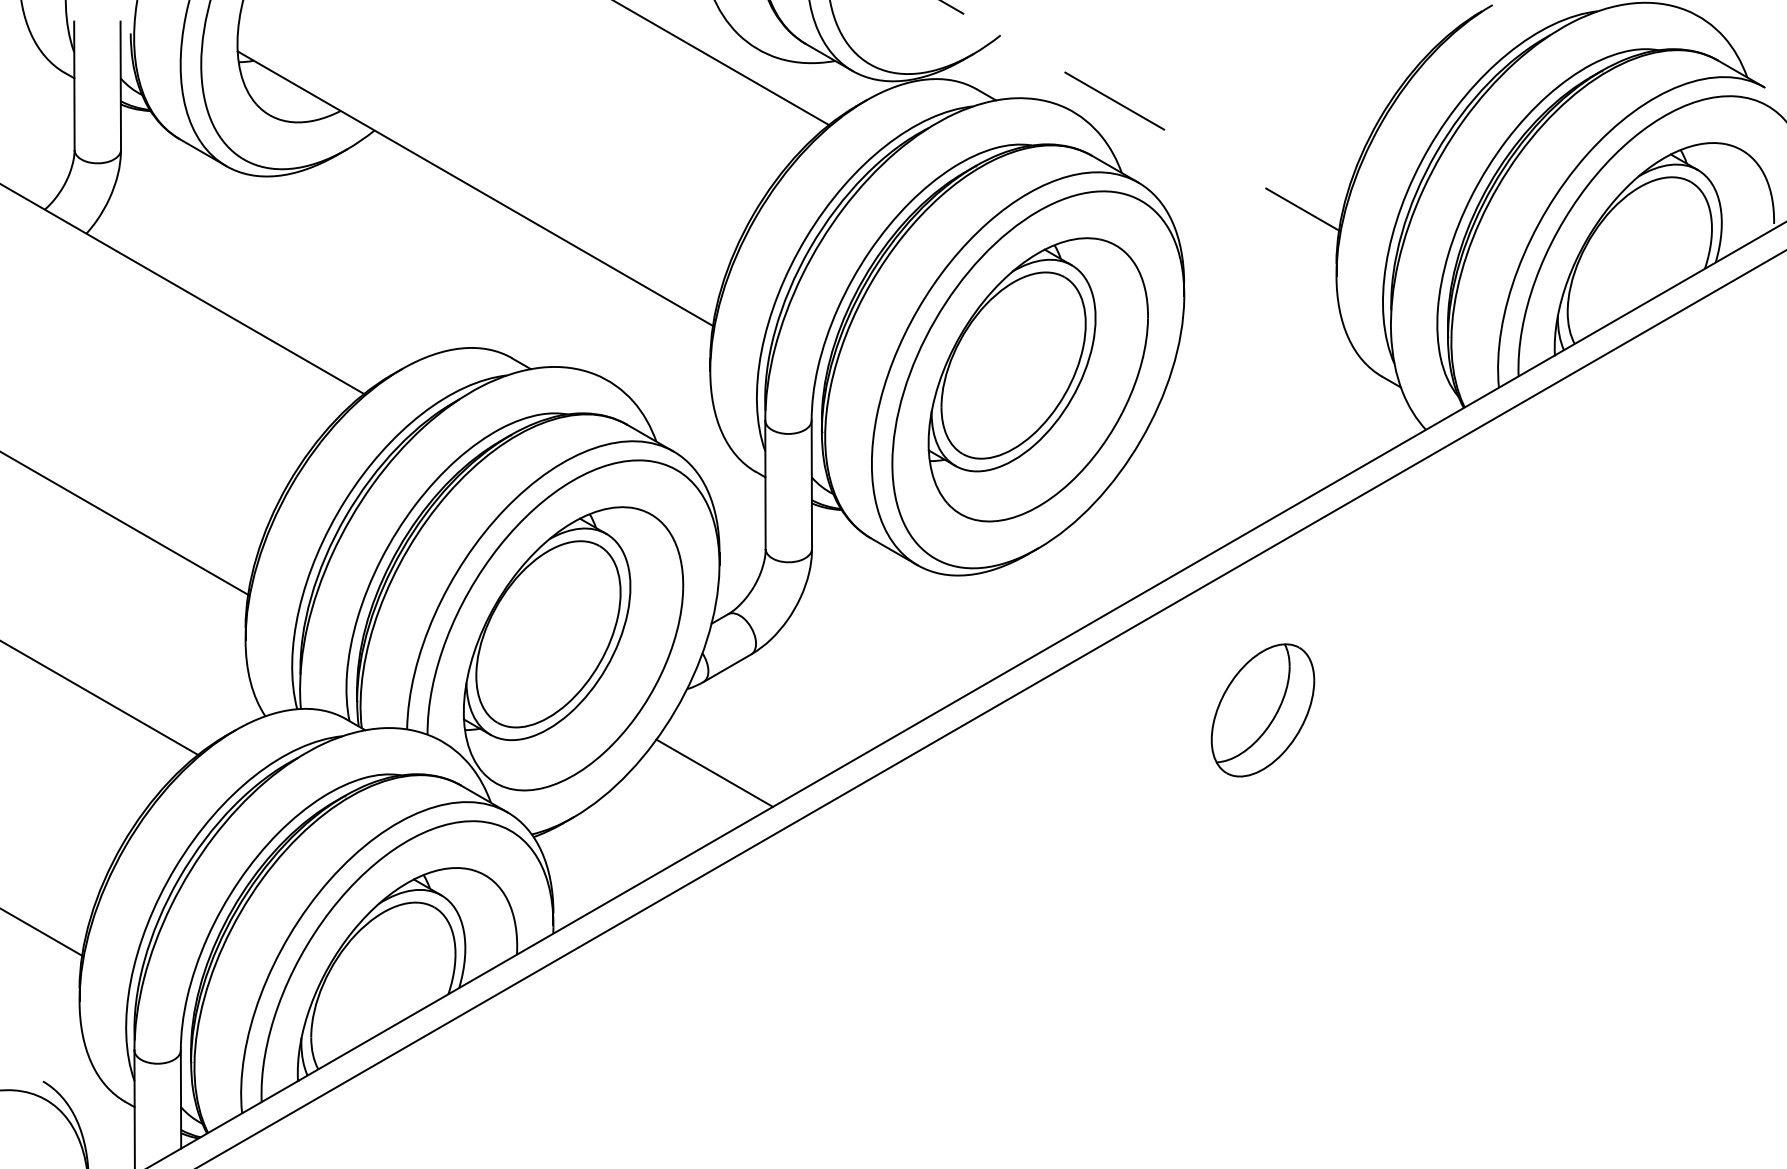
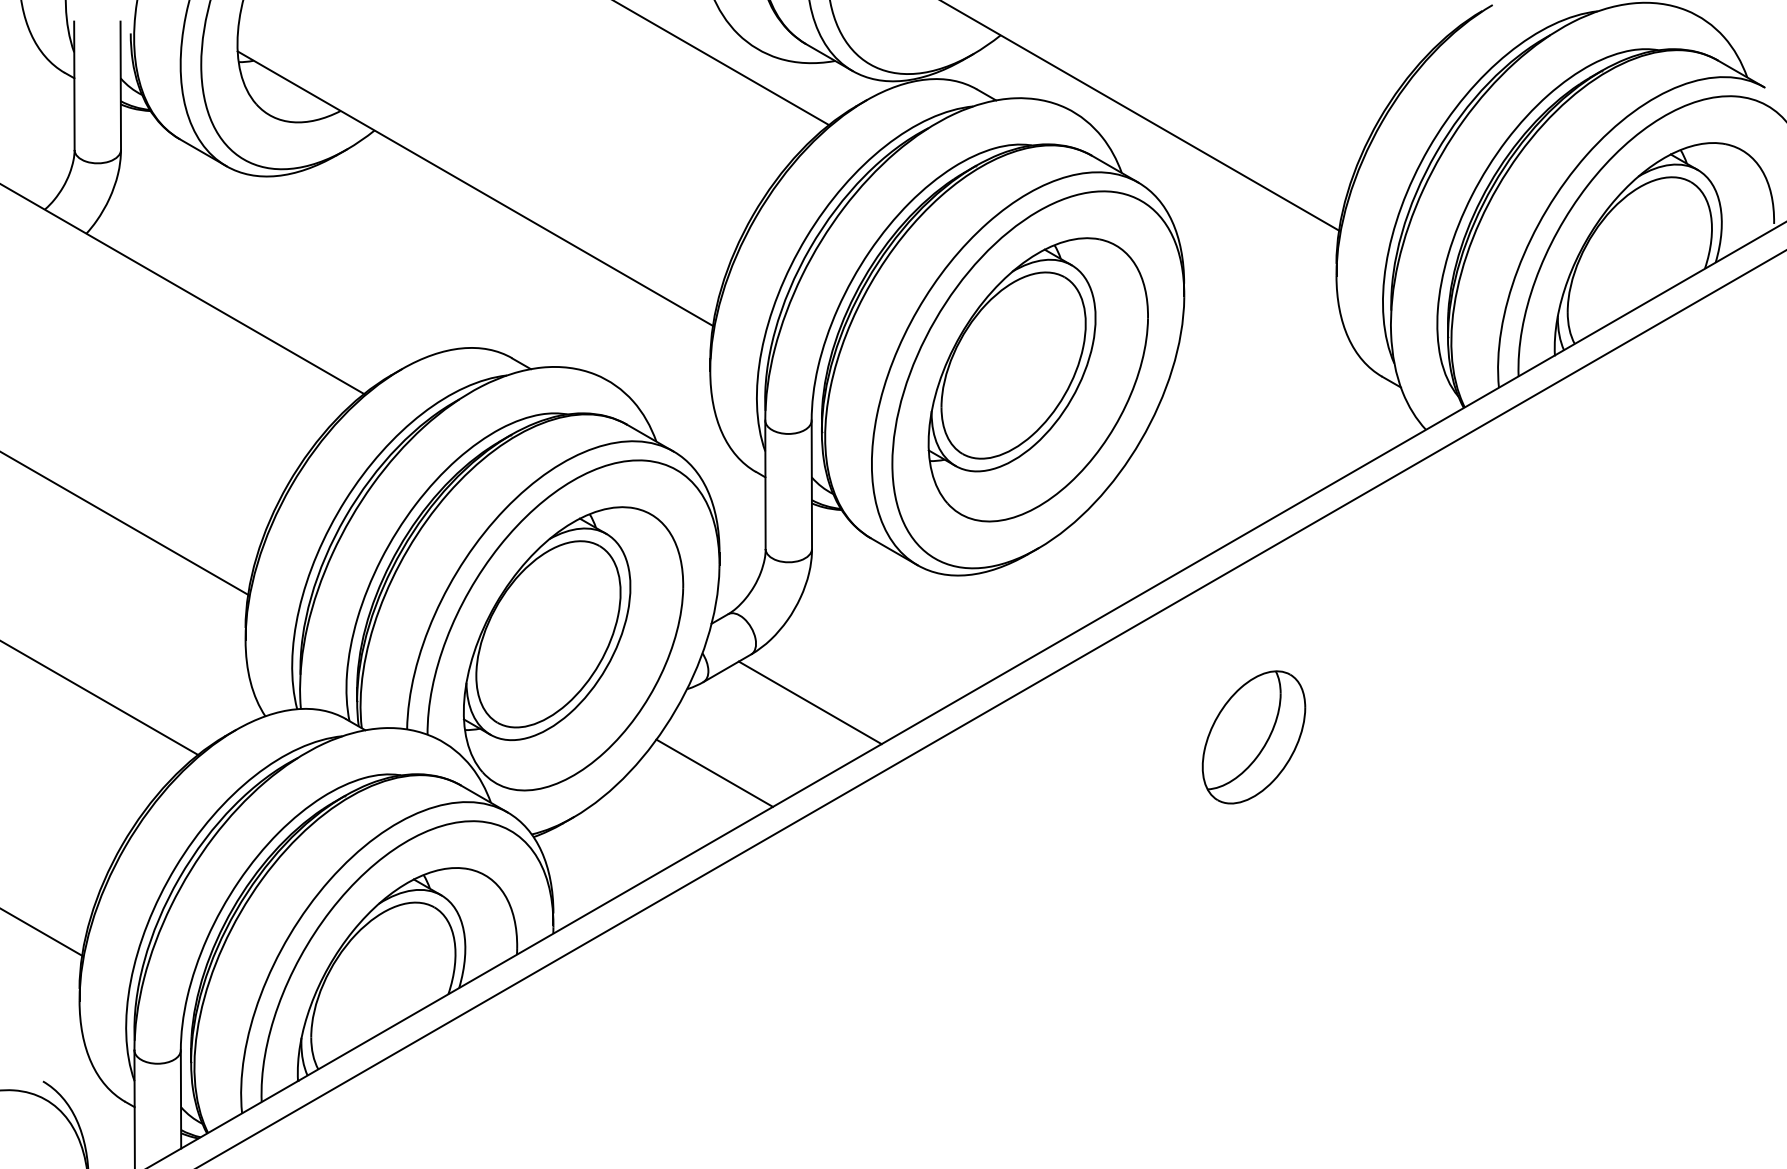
line: dashed -> solid (1139, 115)
line: none -> present (809, 702)
part position: (1262, 710) -> (1253, 737) (1253, 737)
